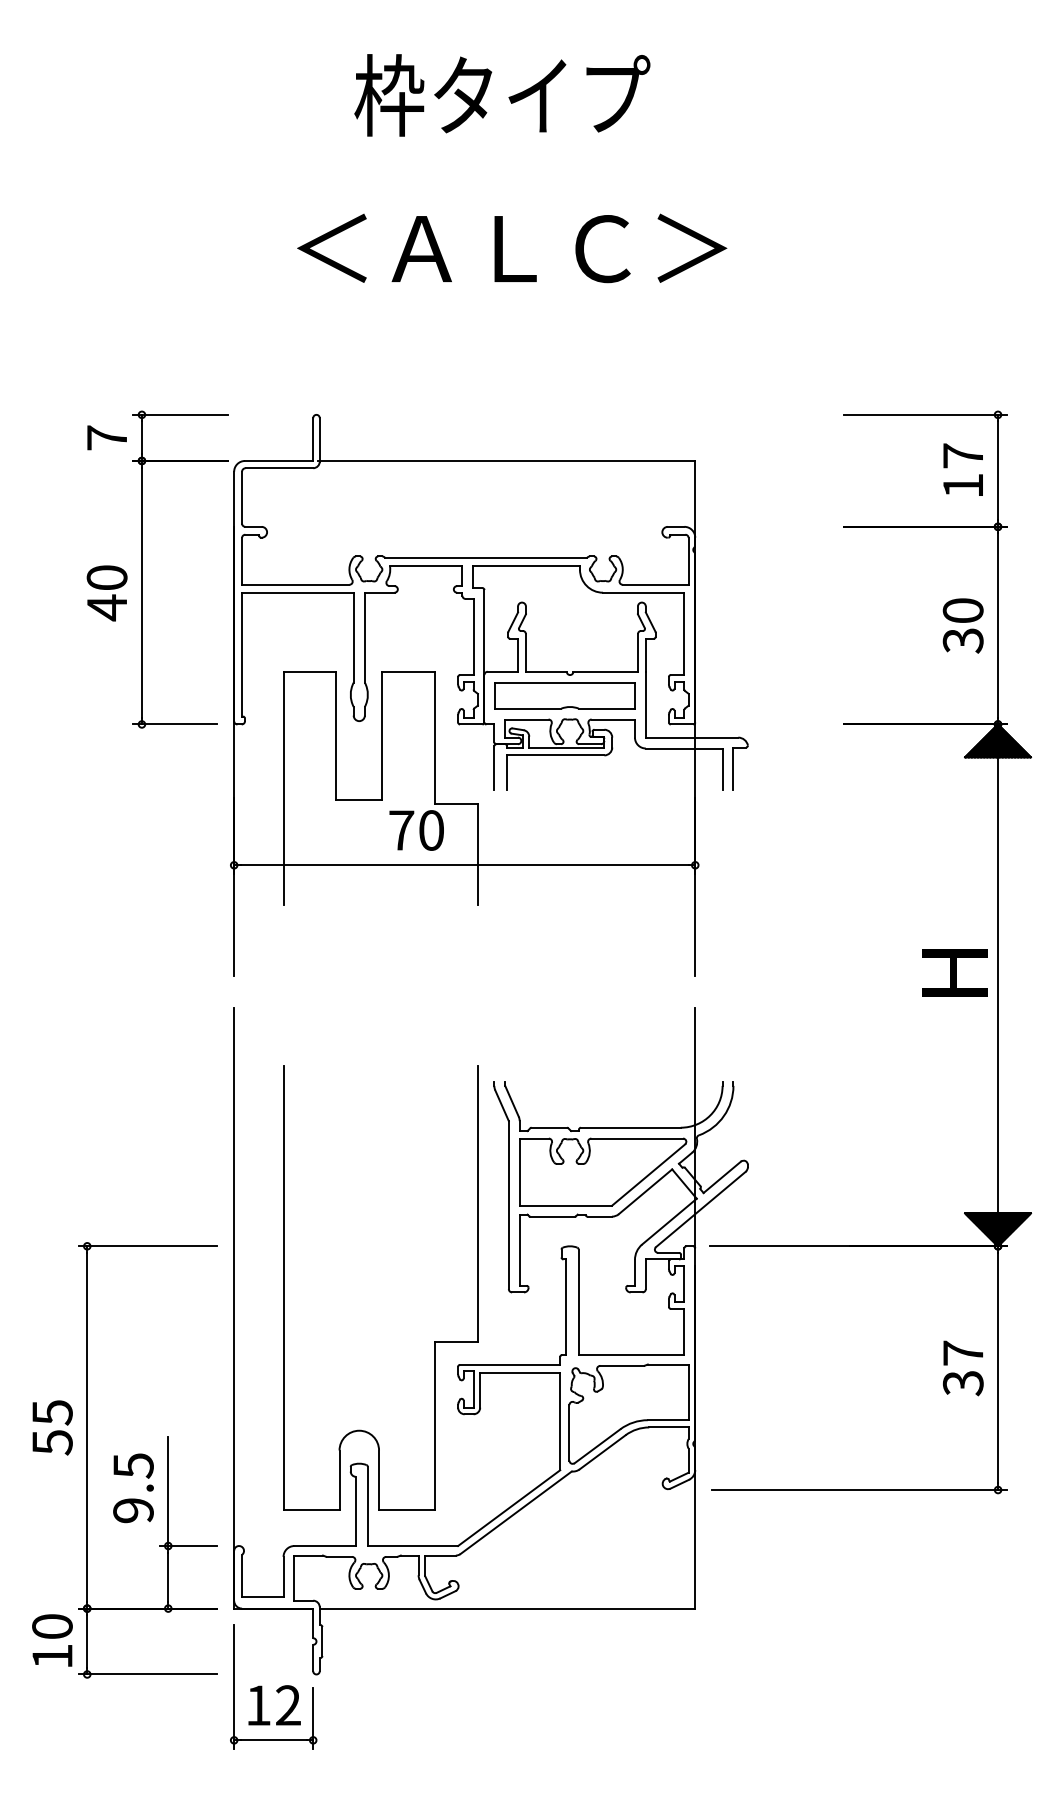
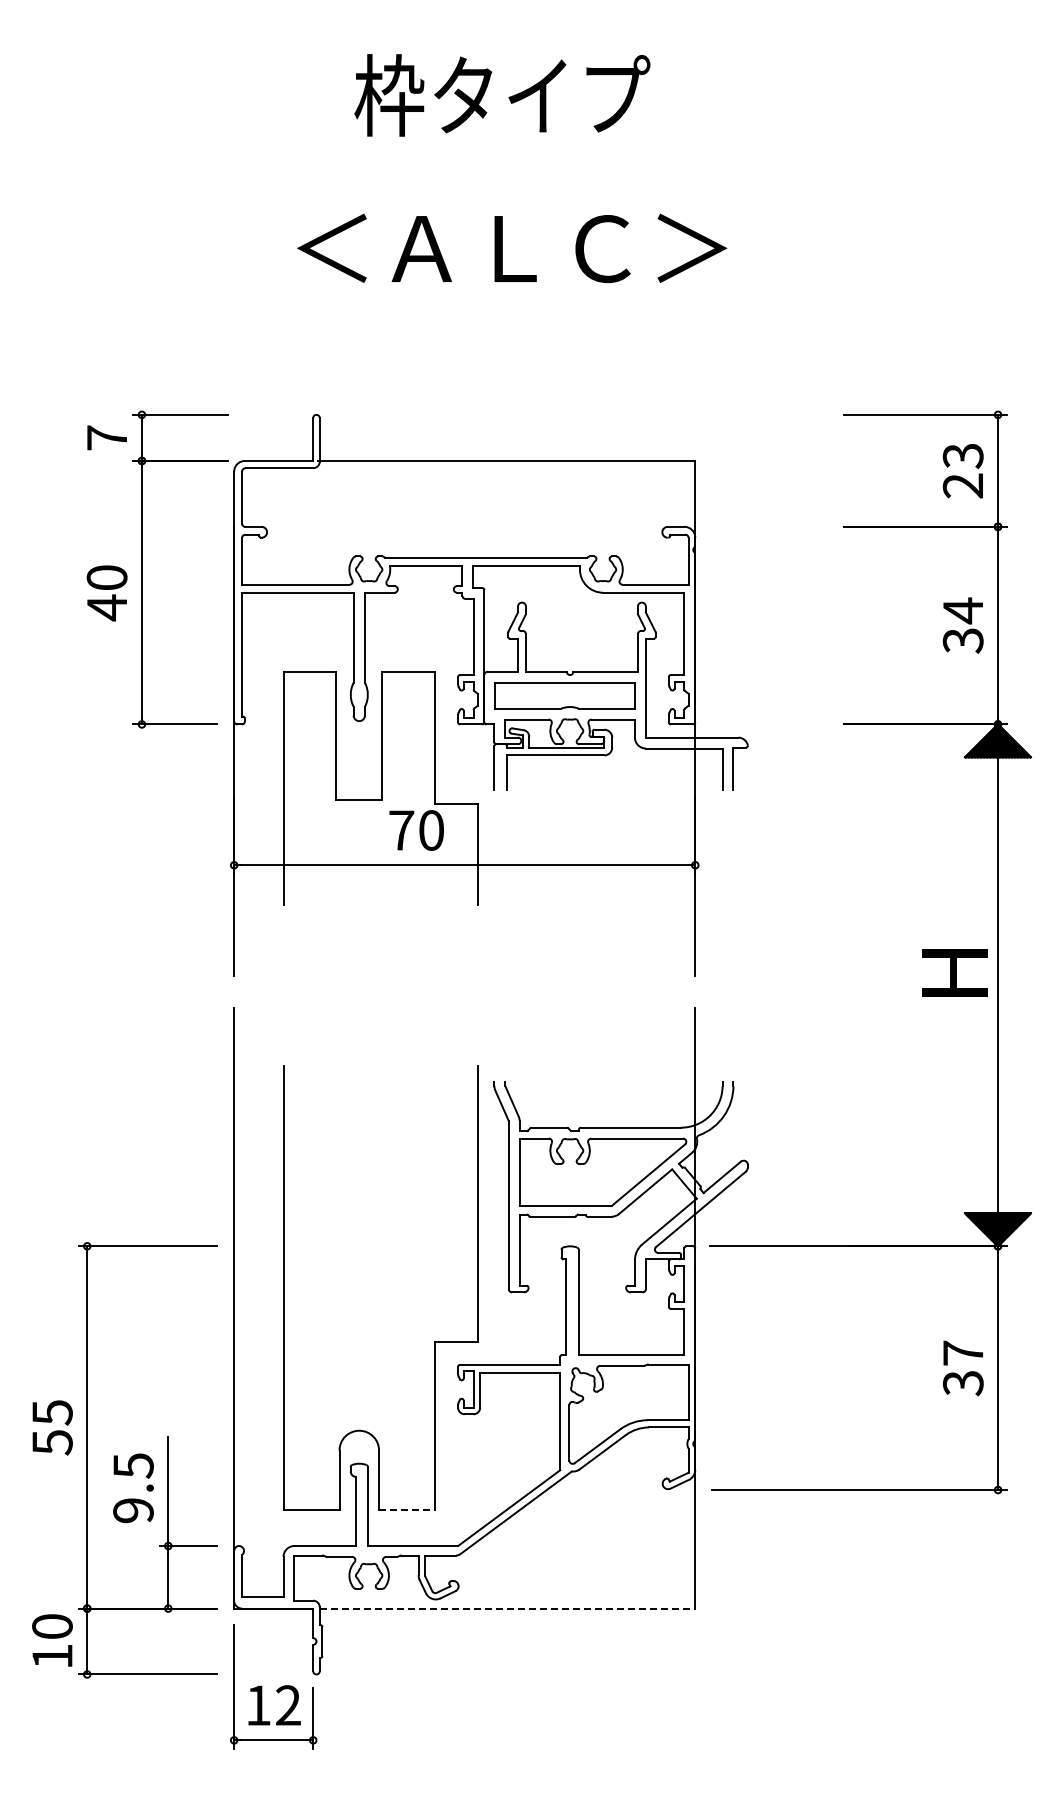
text: 17 -> 23 (962, 470)
text: 30 -> 34 (962, 610)
line: solid -> dashed (407, 1509)
line: solid -> dashed (507, 1608)
